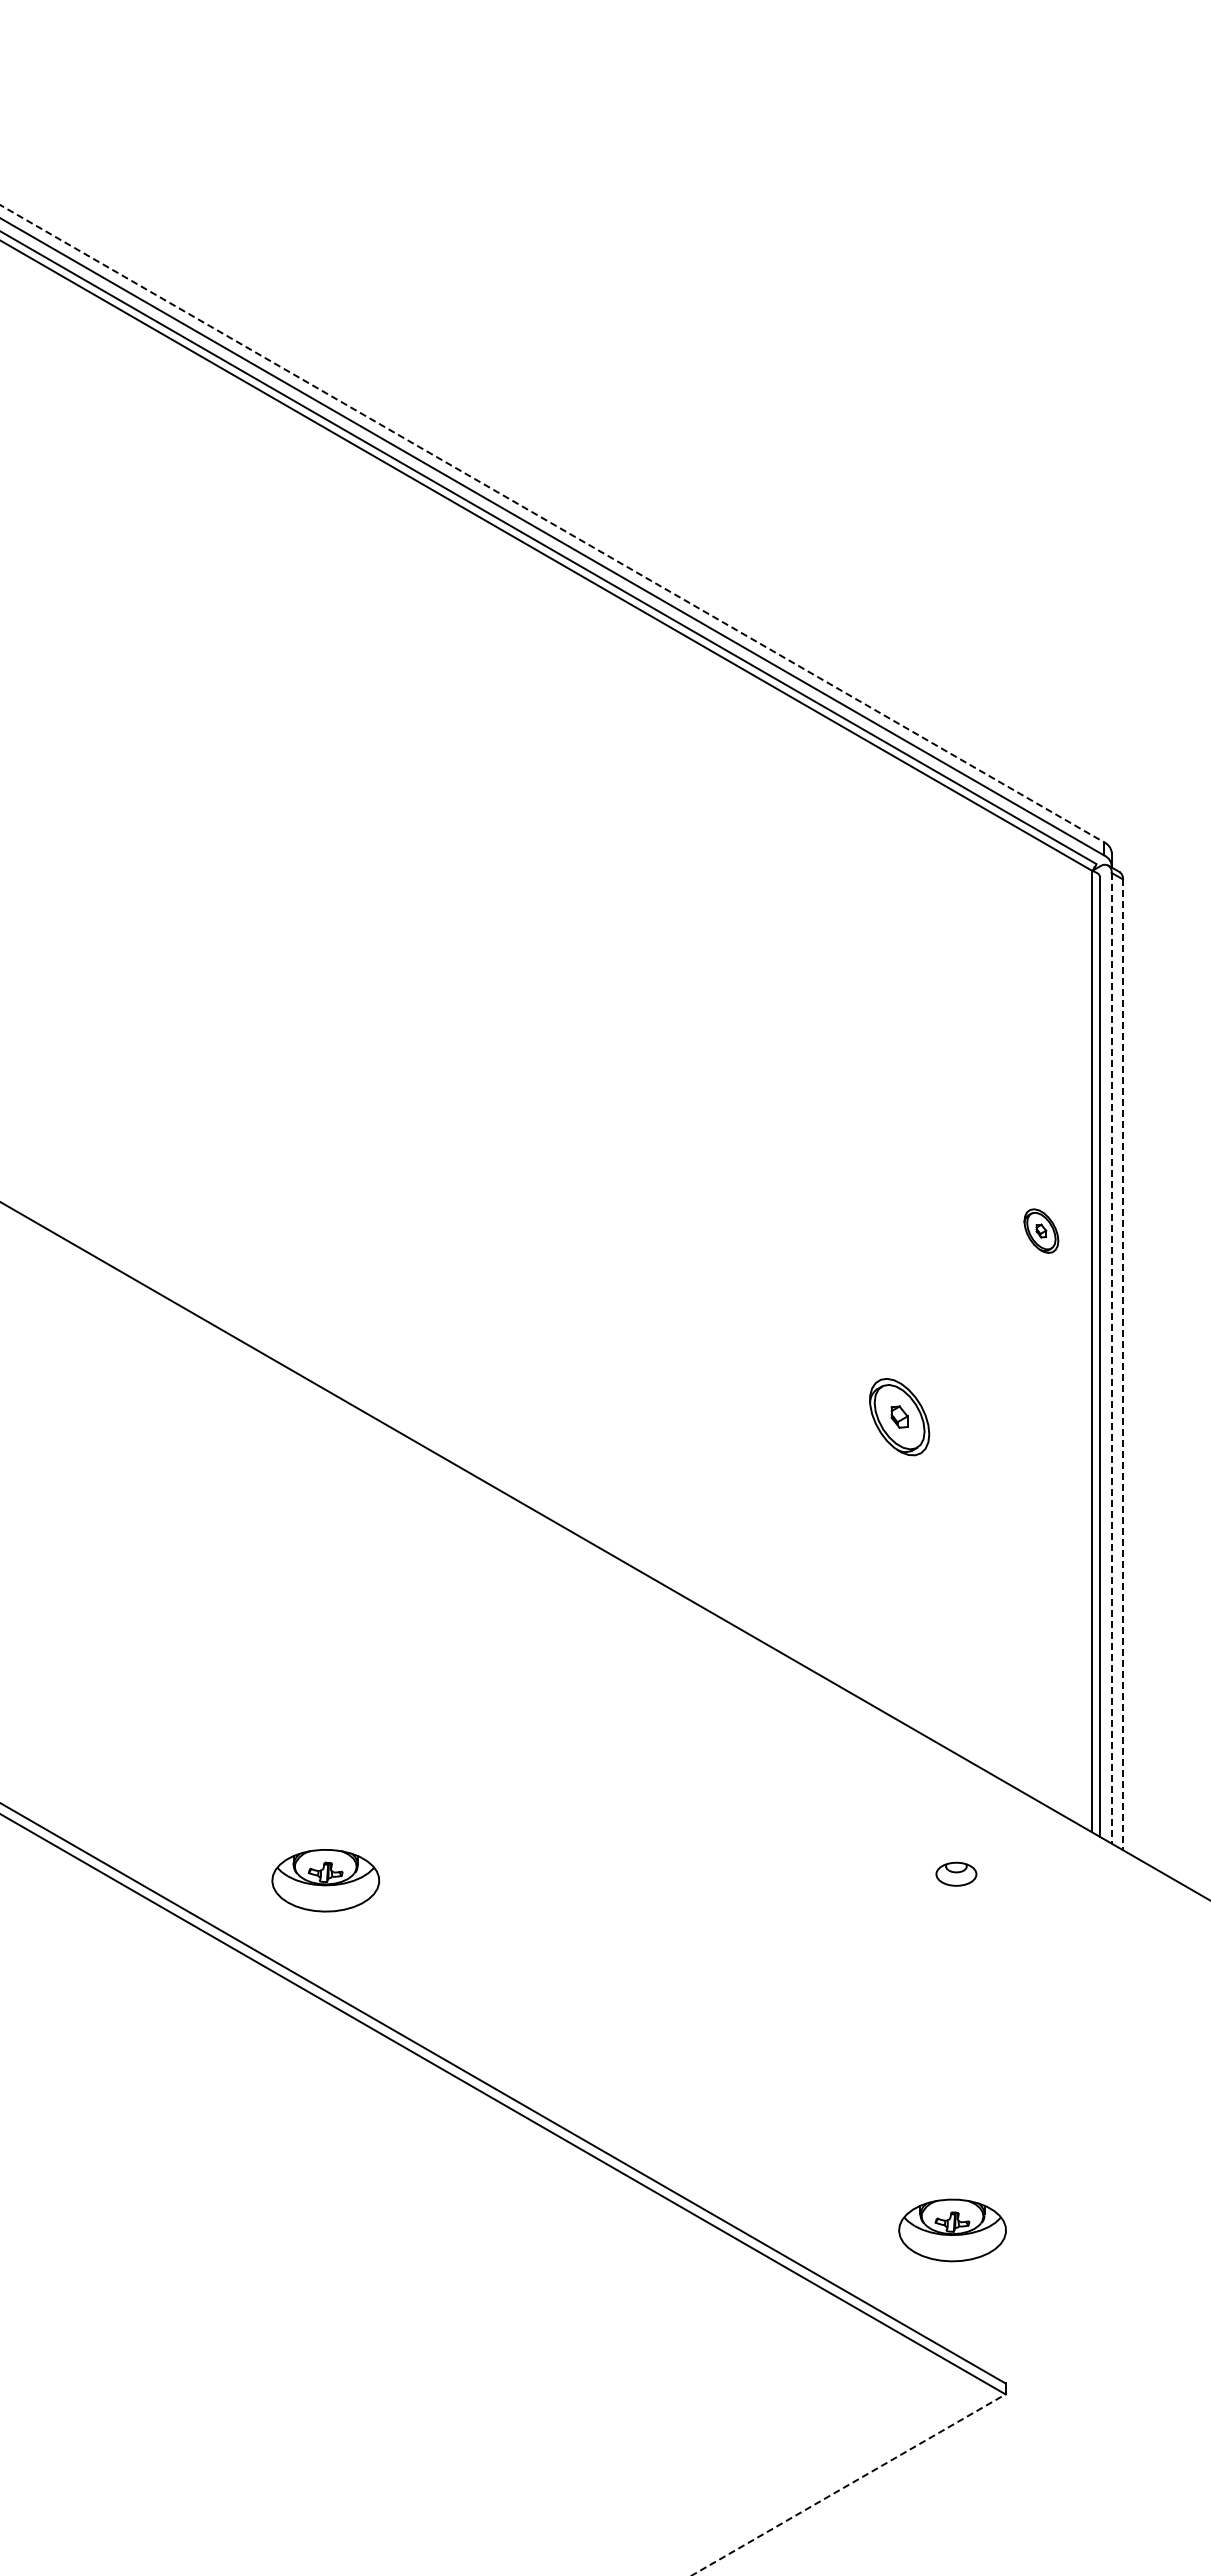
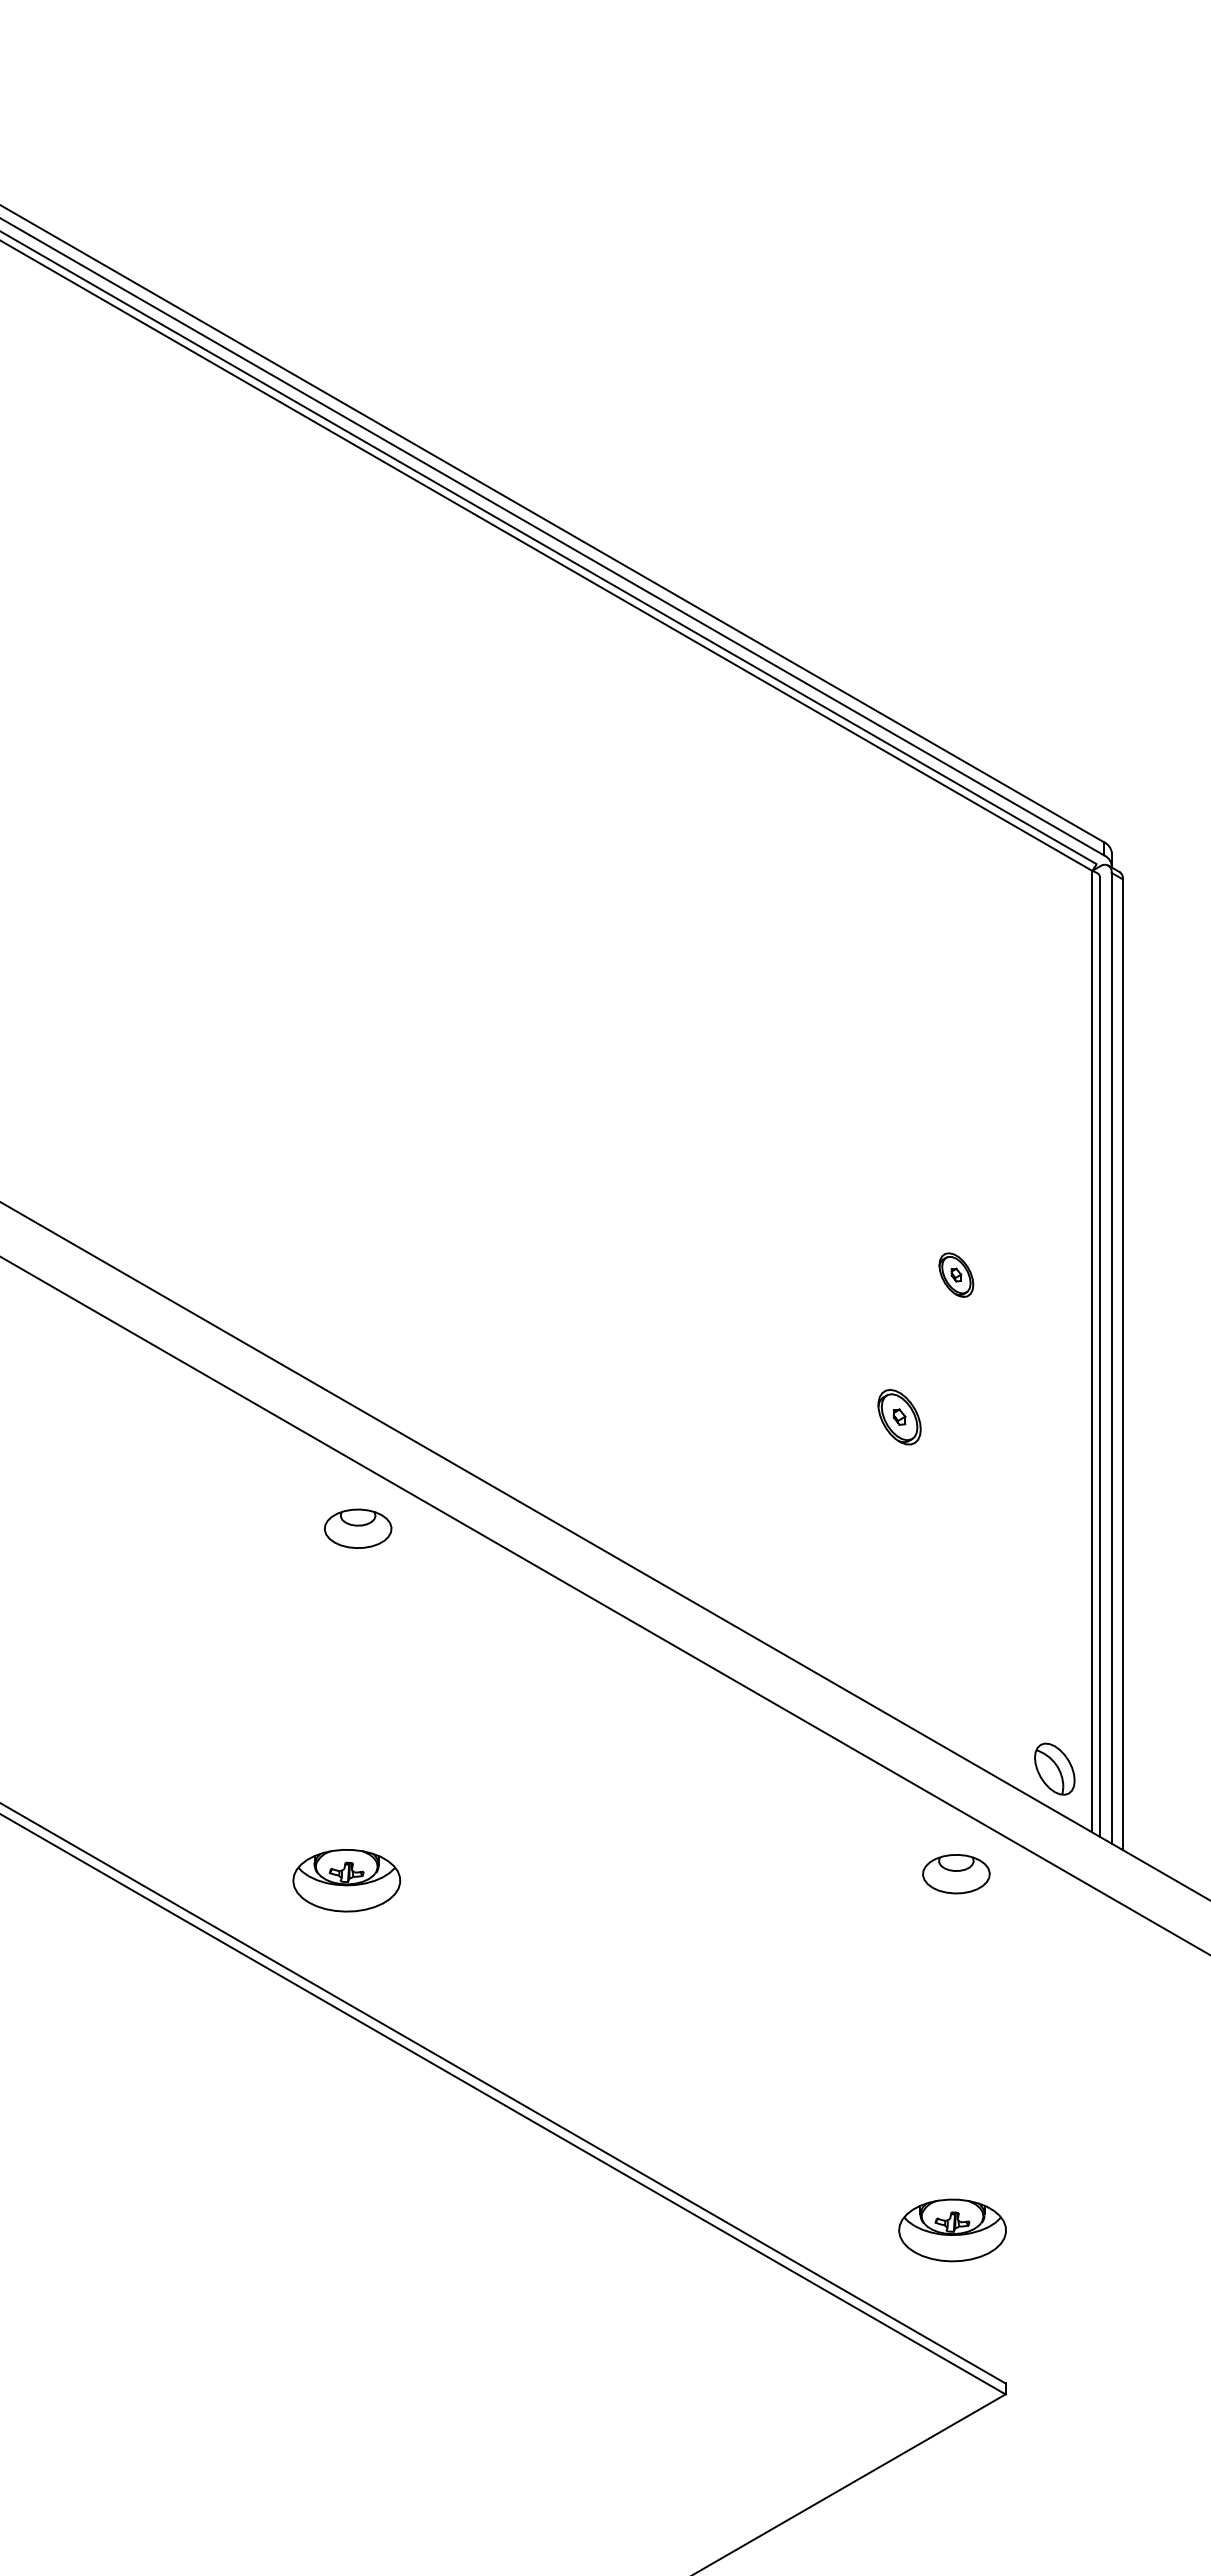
line: dashed -> solid (552, 523)
part position: (1041, 1230) -> (956, 1274) (956, 1274)
line: dashed -> solid (1111, 1358)
line: dashed -> solid (1122, 1365)
part size: 62x79 px -> 45x57 px (899, 1417)
part: none -> present (357, 1528)
line: none -> present (604, 1605)
part: none -> present (1054, 1768)
part size: 43x26 px -> 69x41 px (956, 1874)
part position: (325, 1880) -> (346, 1880) (346, 1880)
line: dashed -> solid (848, 2484)
